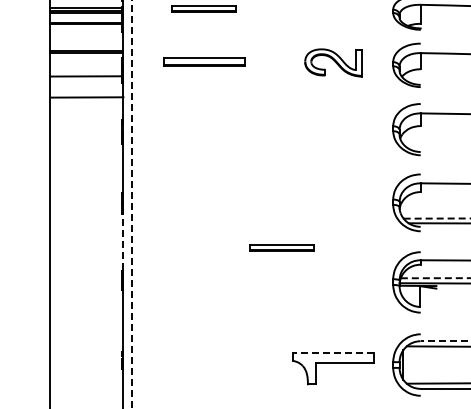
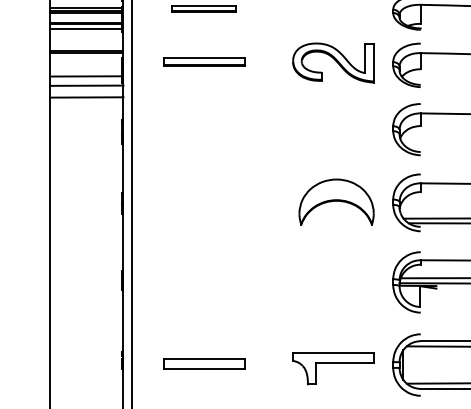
line: none -> present (85, 28)
part size: 59x30 px -> 83x42 px (333, 62)
line: none -> present (86, 85)
part: none -> present (336, 201)
line: dashed -> solid (131, 204)
line: dashed -> solid (437, 218)
line: dashed -> solid (123, 239)
part: present -> none (281, 247)
line: dashed -> solid (435, 278)
line: dashed -> solid (445, 341)
line: dashed -> solid (332, 353)
part: none -> present (204, 363)
